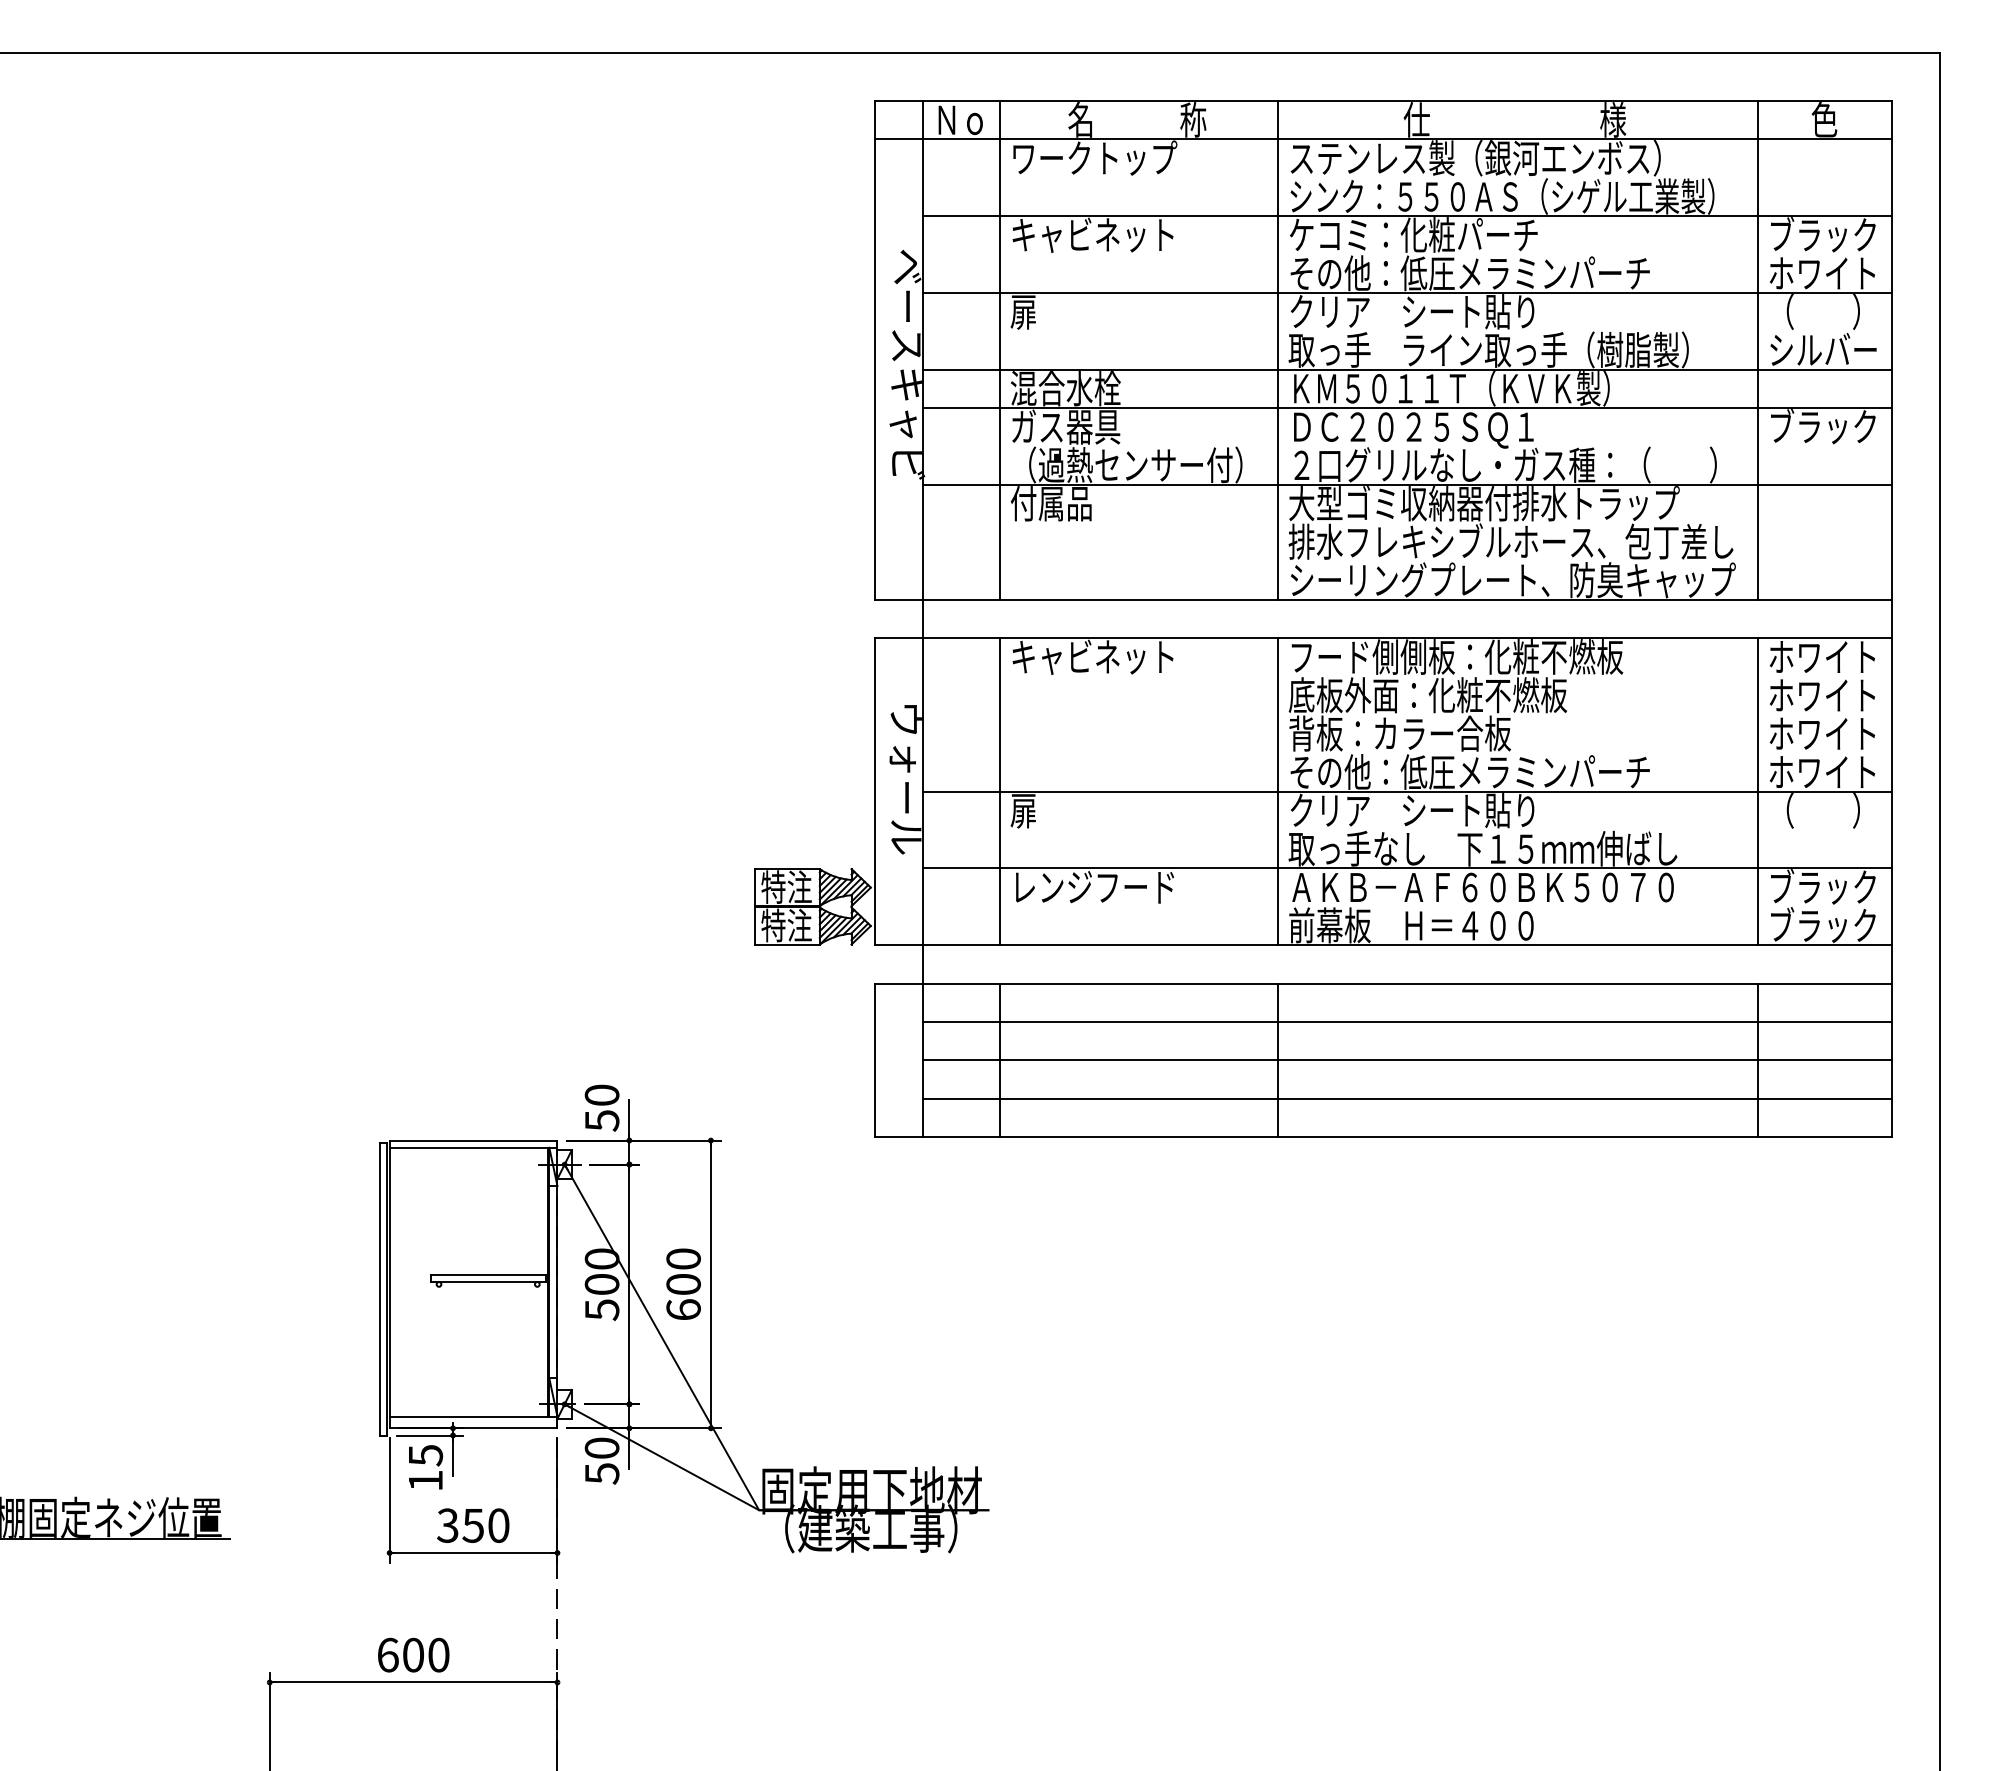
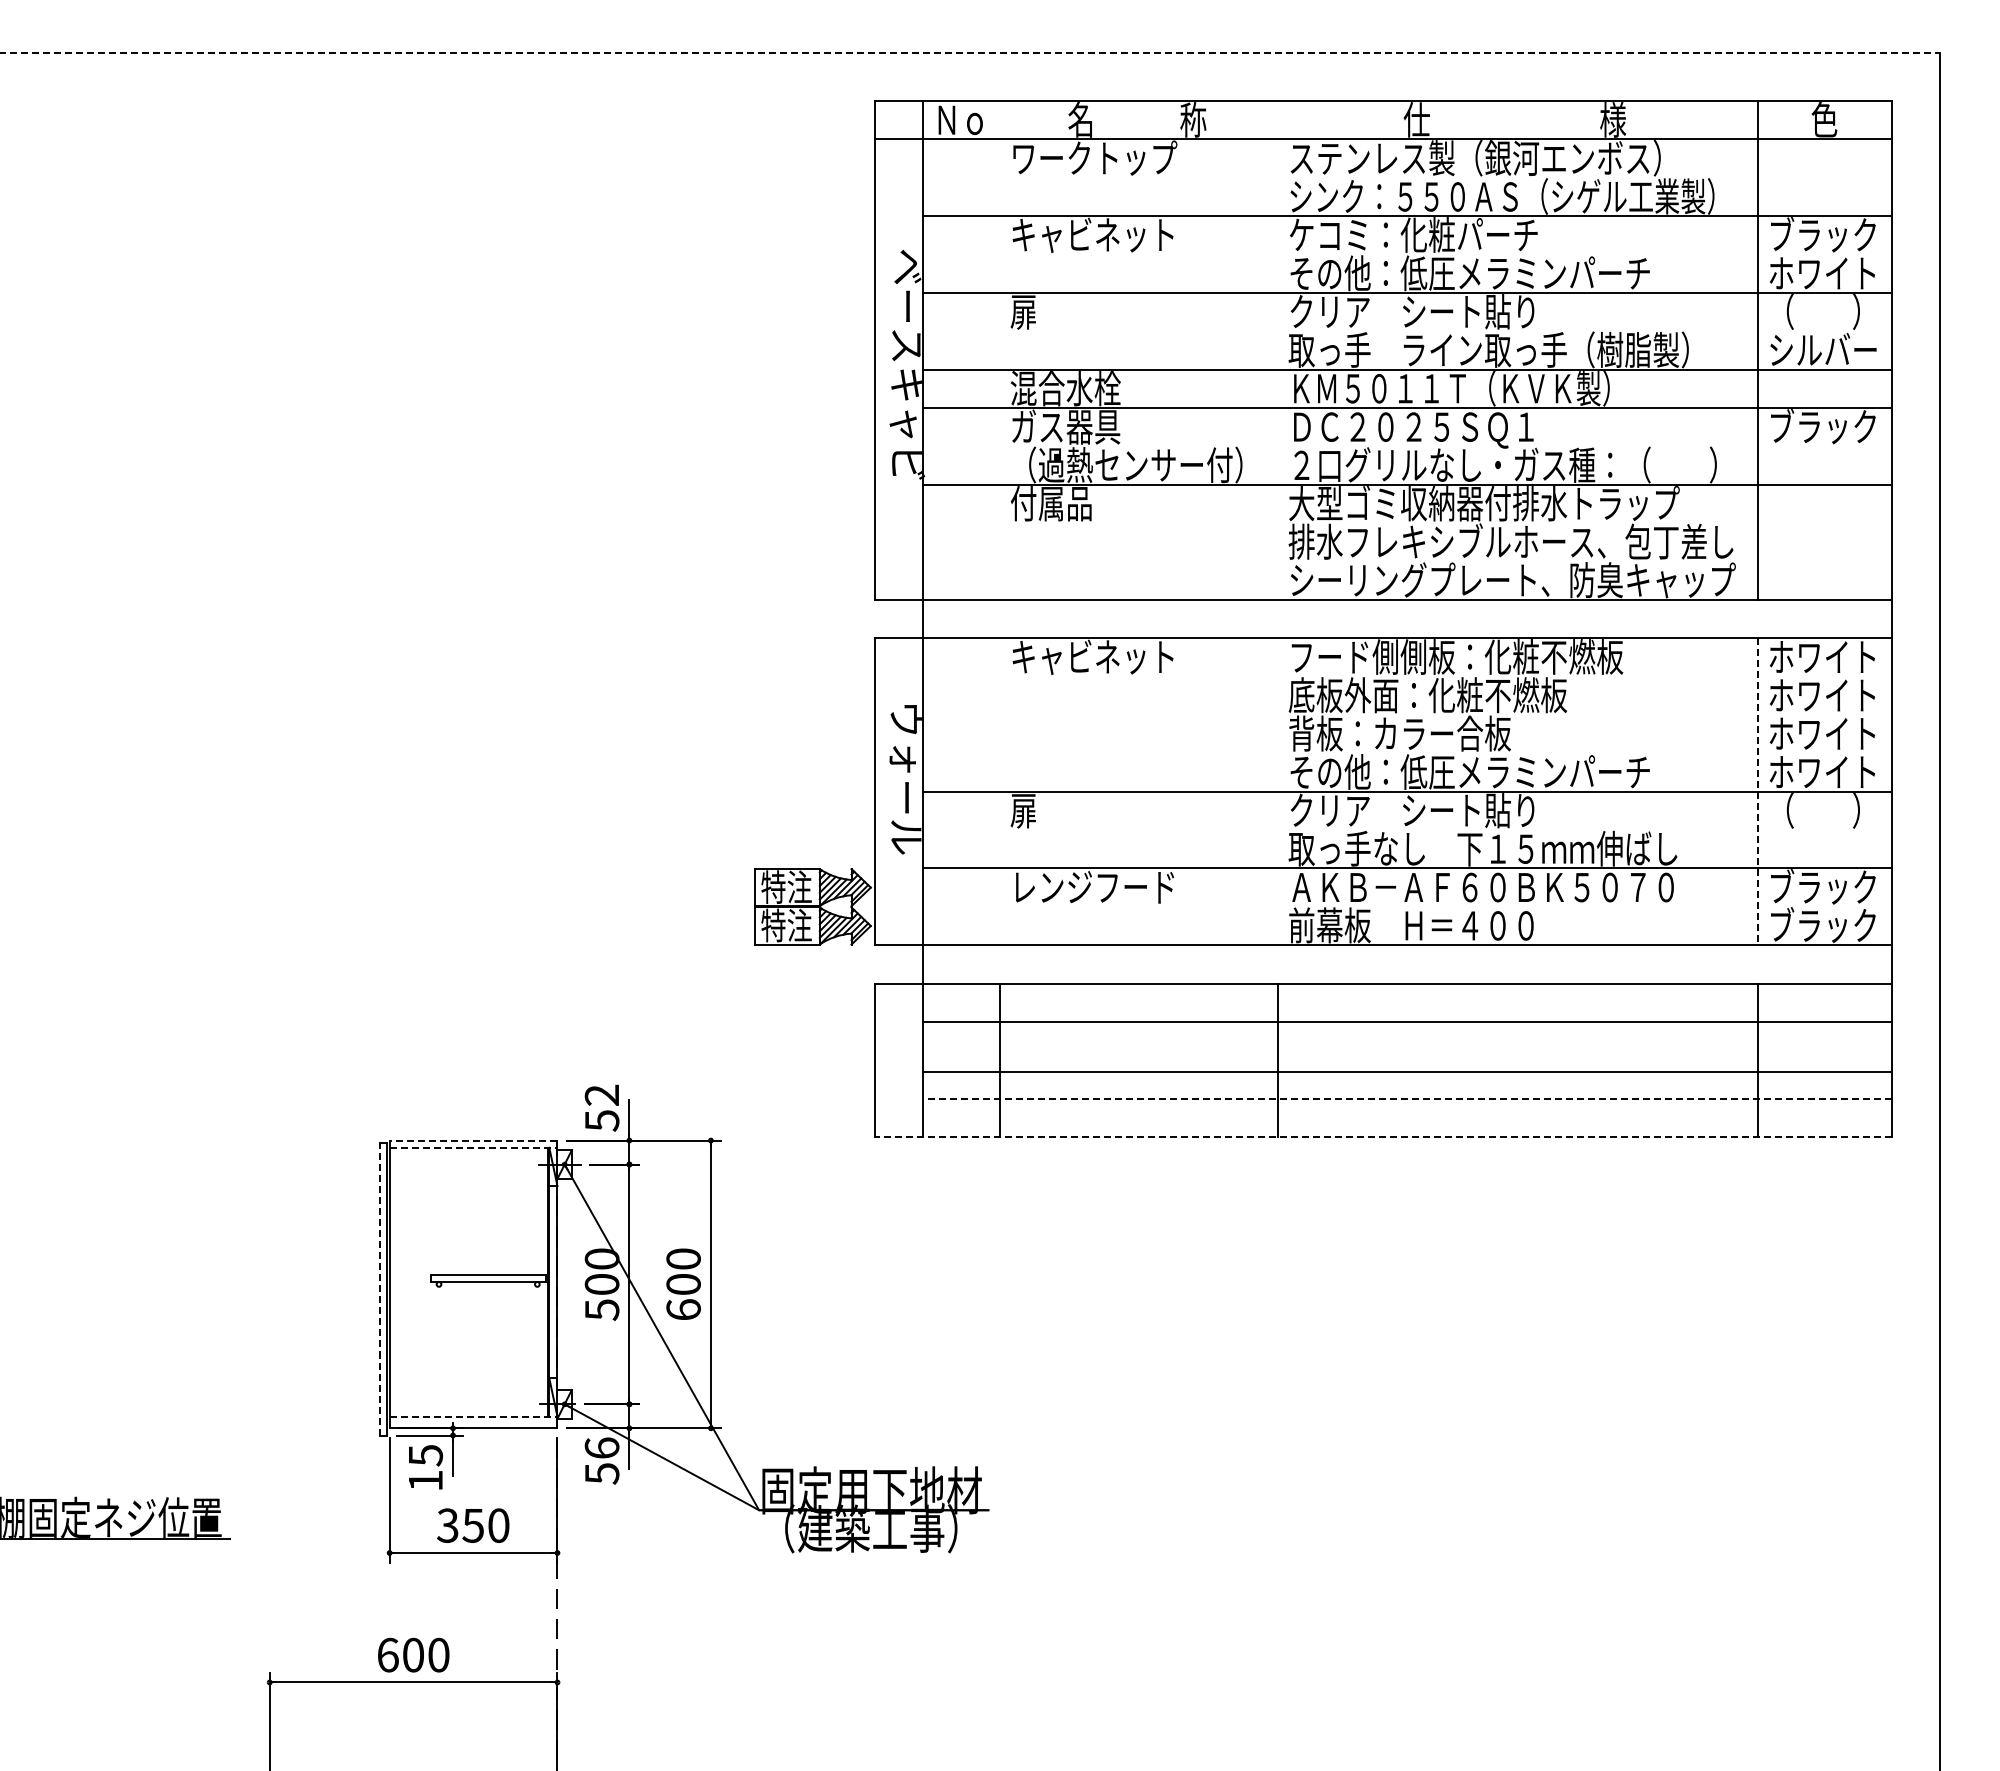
line: solid -> dashed (970, 53)
line: present -> none (1000, 350)
line: present -> none (1278, 350)
line: present -> none (1000, 791)
line: present -> none (1278, 791)
line: solid -> dashed (1757, 792)
line position: (1407, 1060) -> (1407, 1072) (1407, 1072)
text: 50 -> 52 (601, 1094)
line: solid -> dashed (1407, 1098)
line: solid -> dashed (1383, 1136)
line: solid -> dashed (473, 1140)
line: solid -> dashed (473, 1147)
line: solid -> dashed (380, 1288)
line: solid -> dashed (473, 1416)
text: 50 -> 56 (601, 1447)
